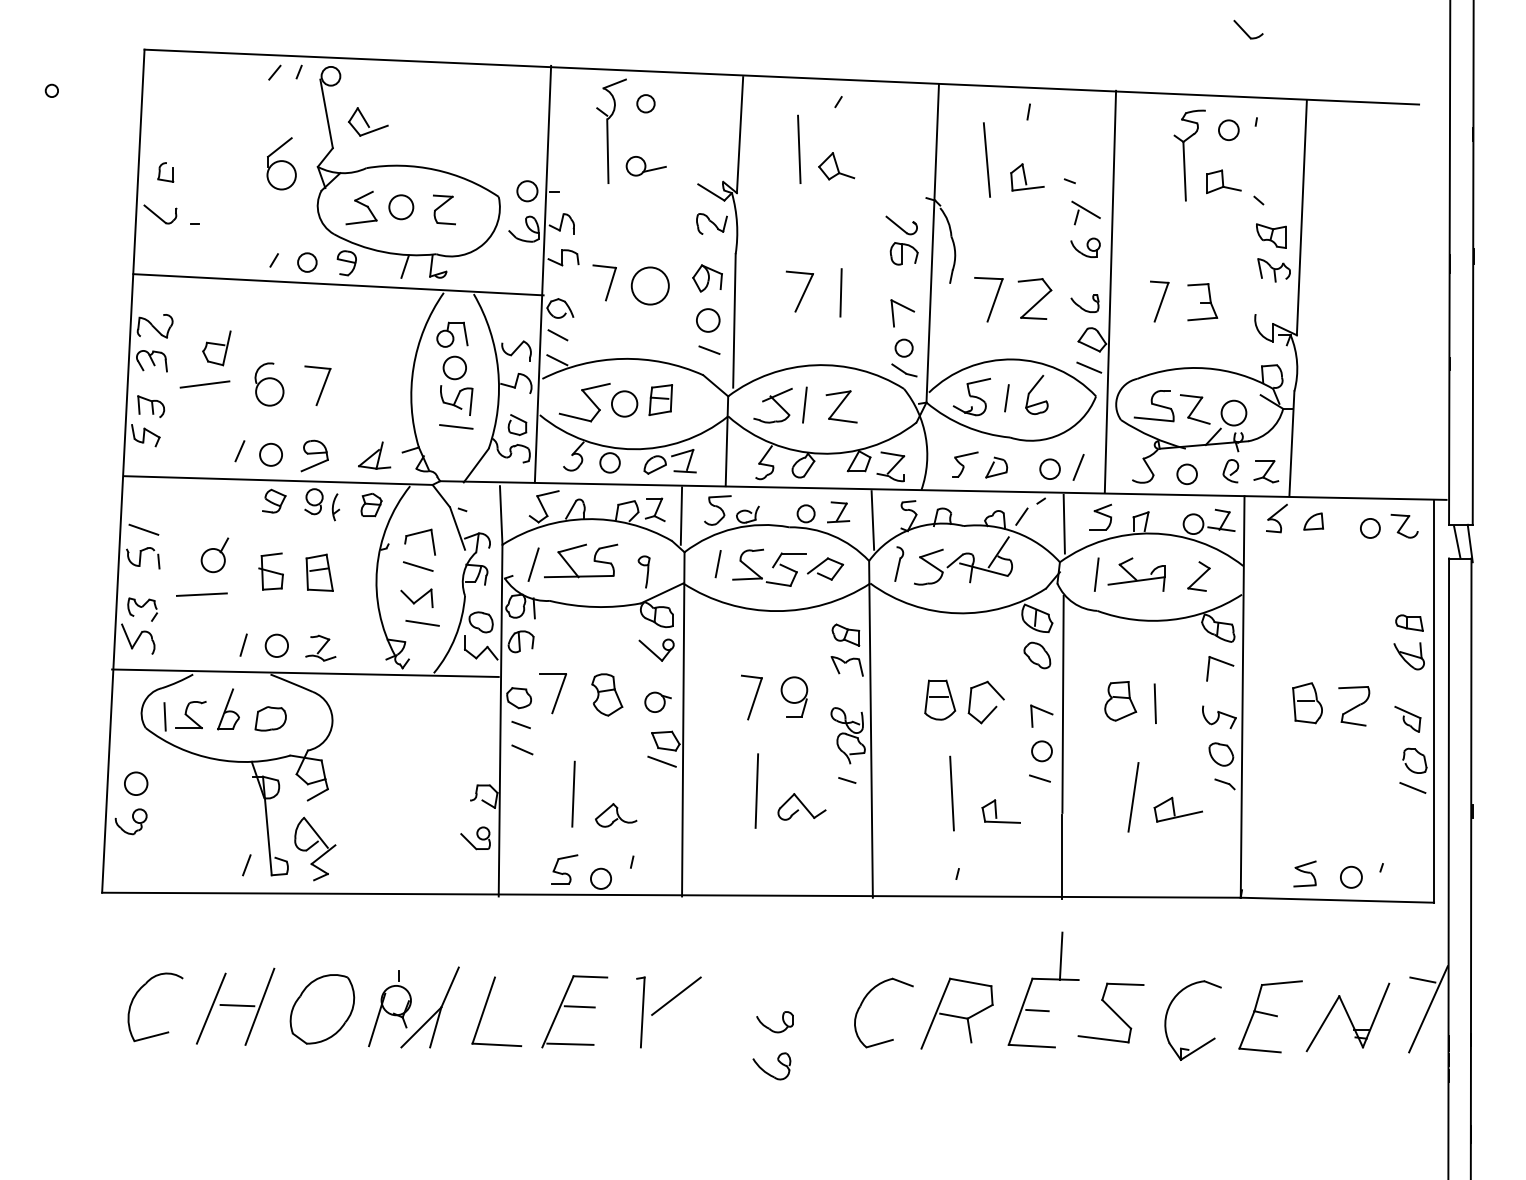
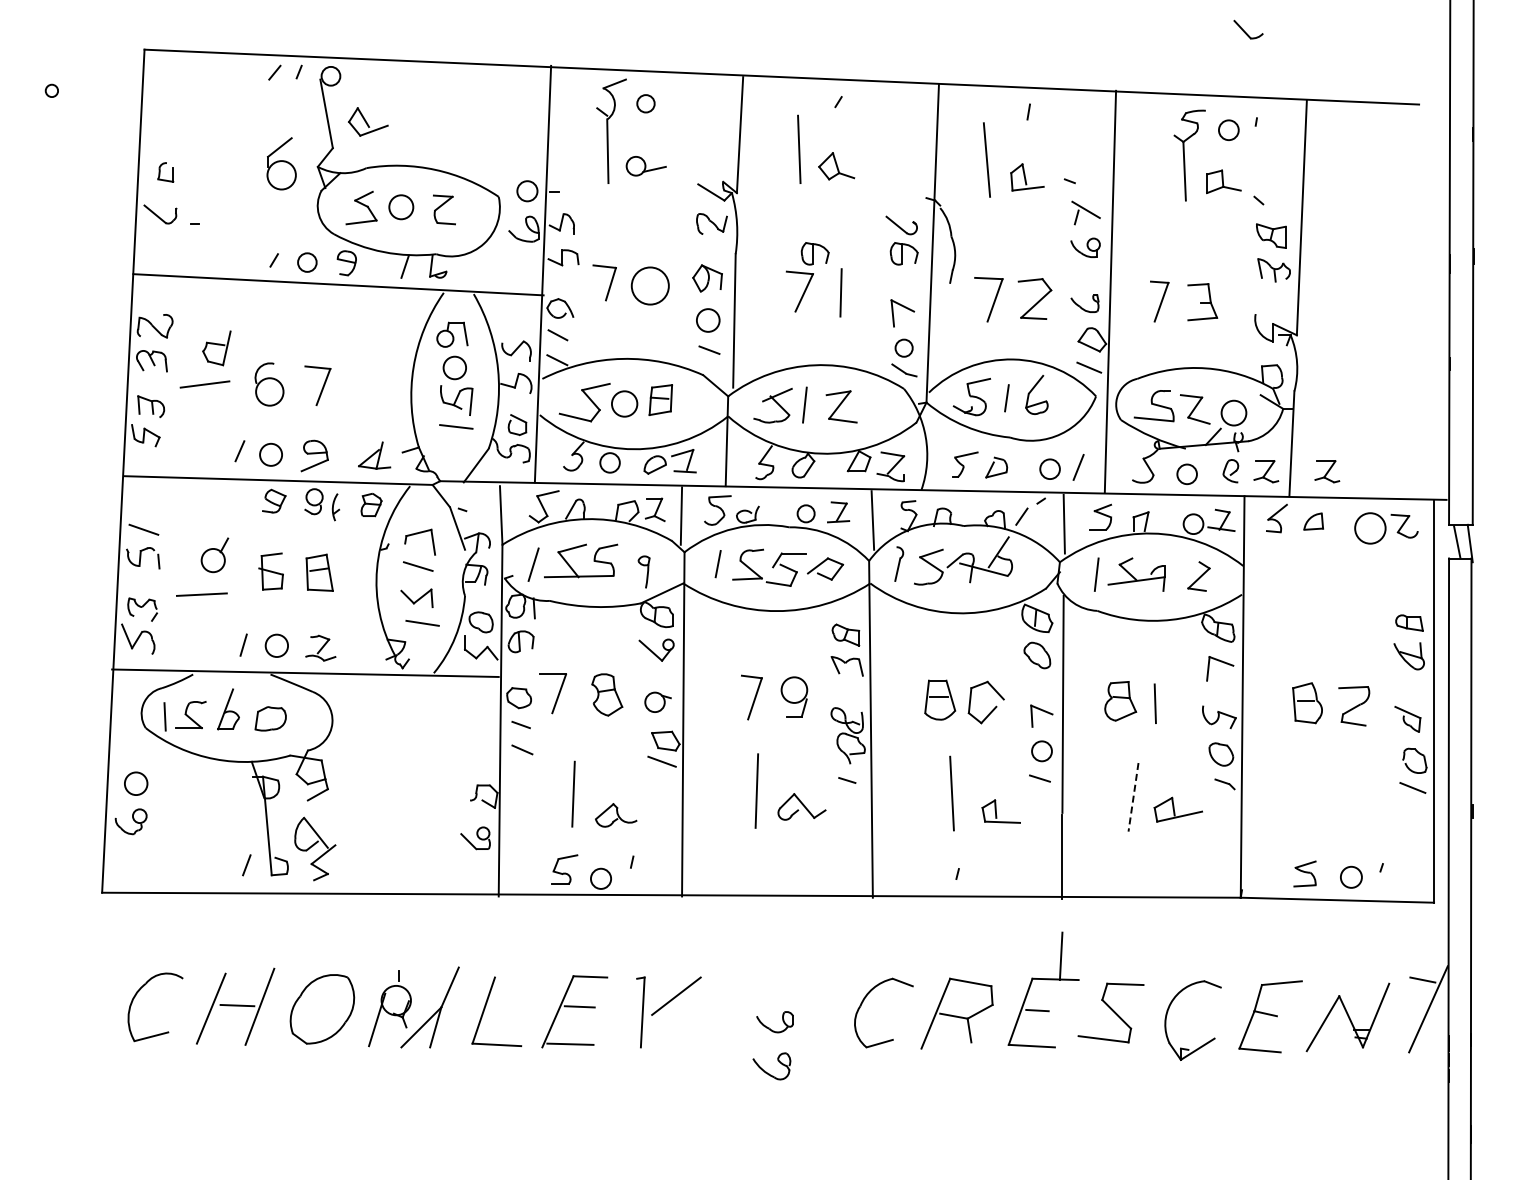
part: none -> present (814, 253)
part: none -> present (1327, 471)
circle diameter: 19 px -> 30 px (1370, 528)
line: solid -> dashed (1133, 797)
